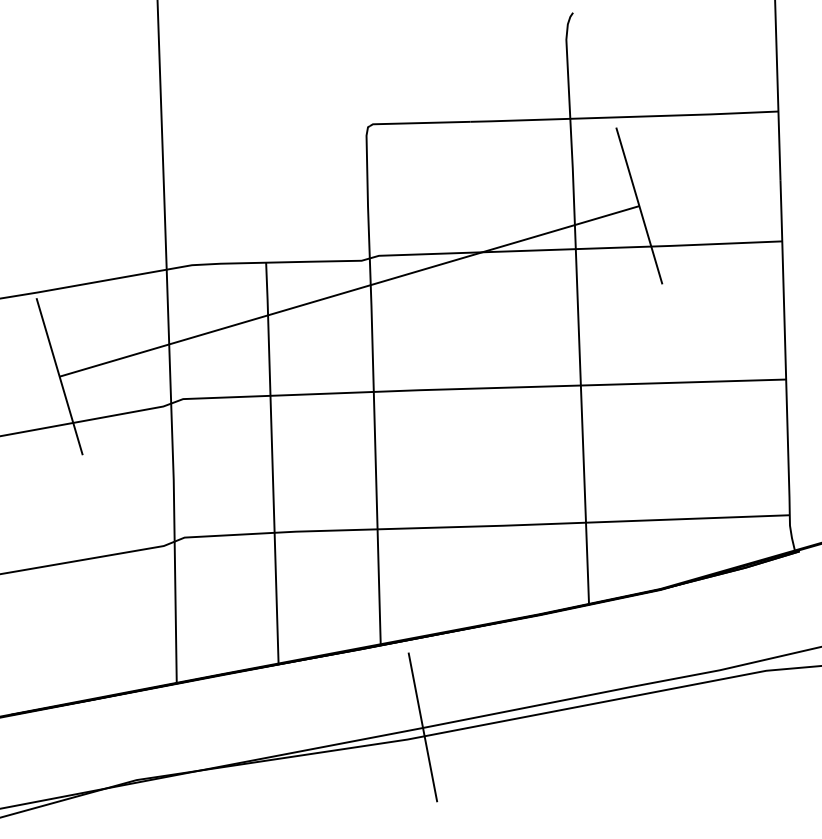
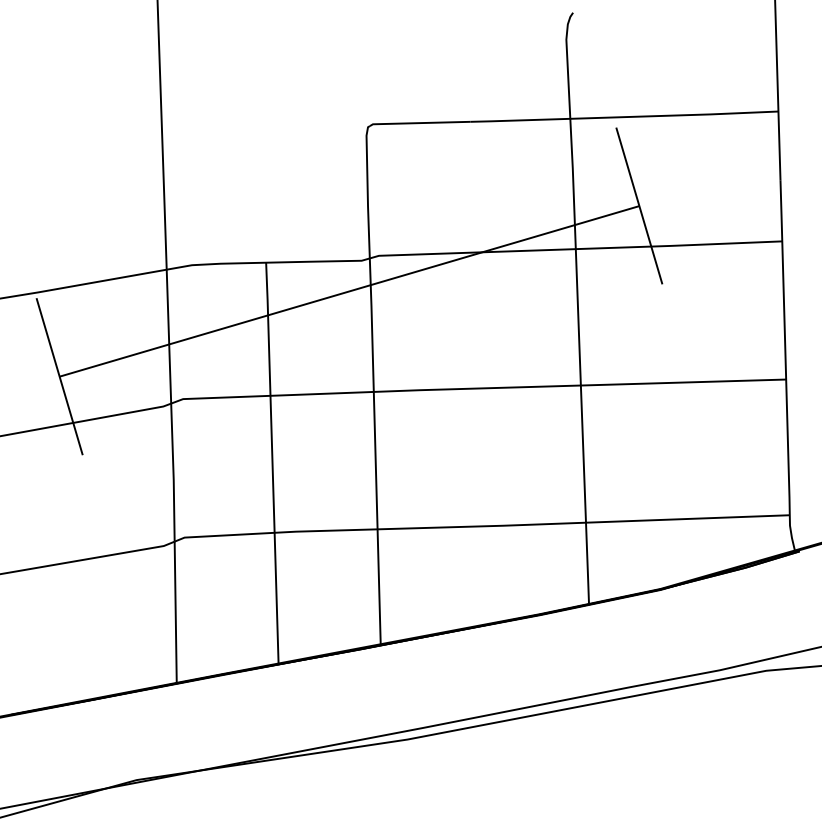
line: present -> none (422, 727)
